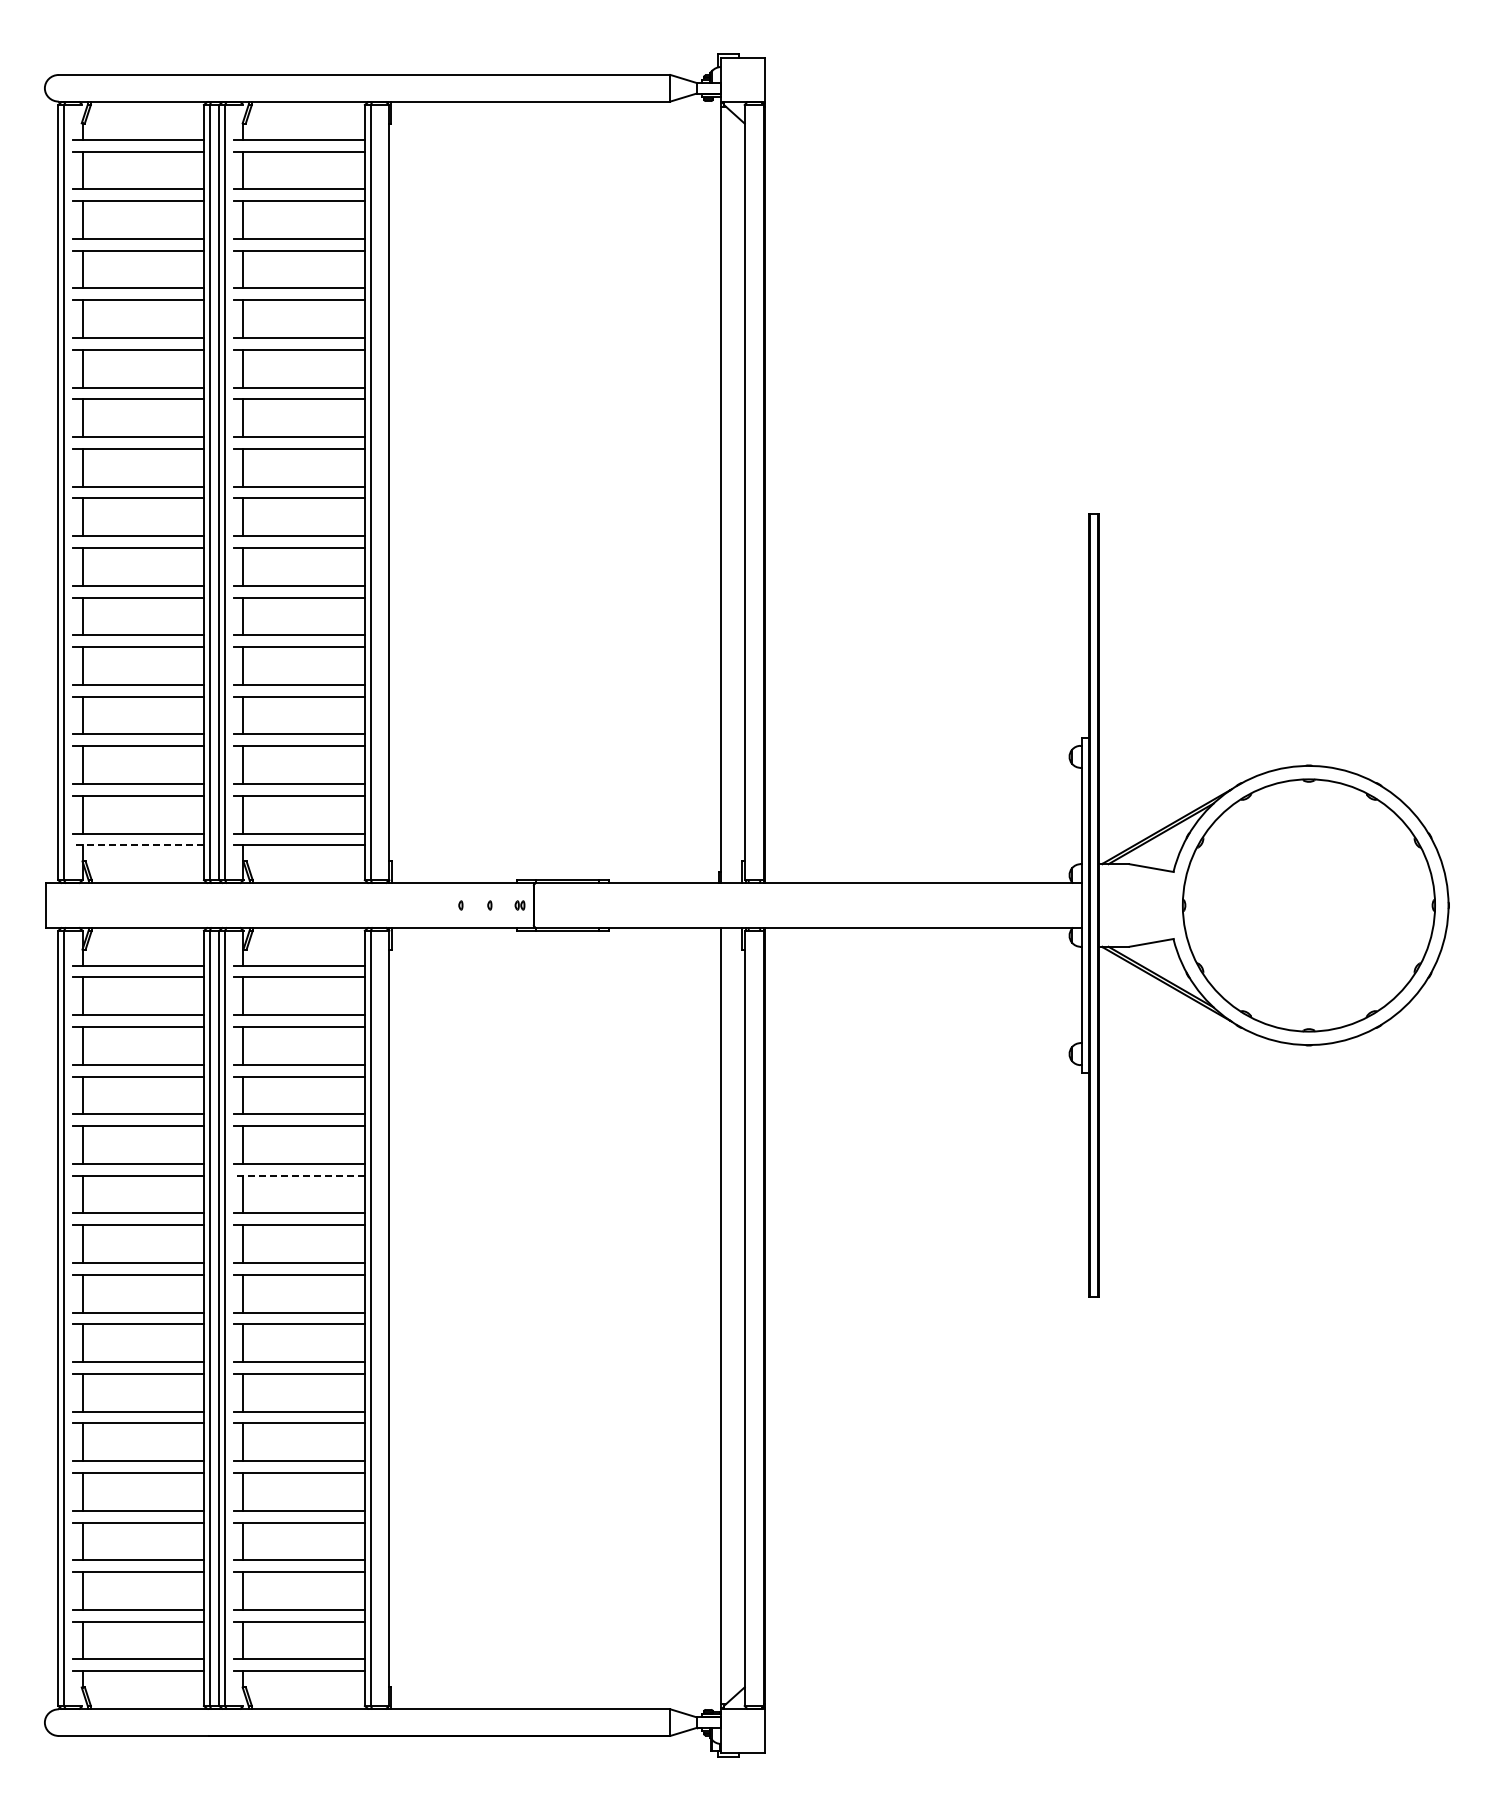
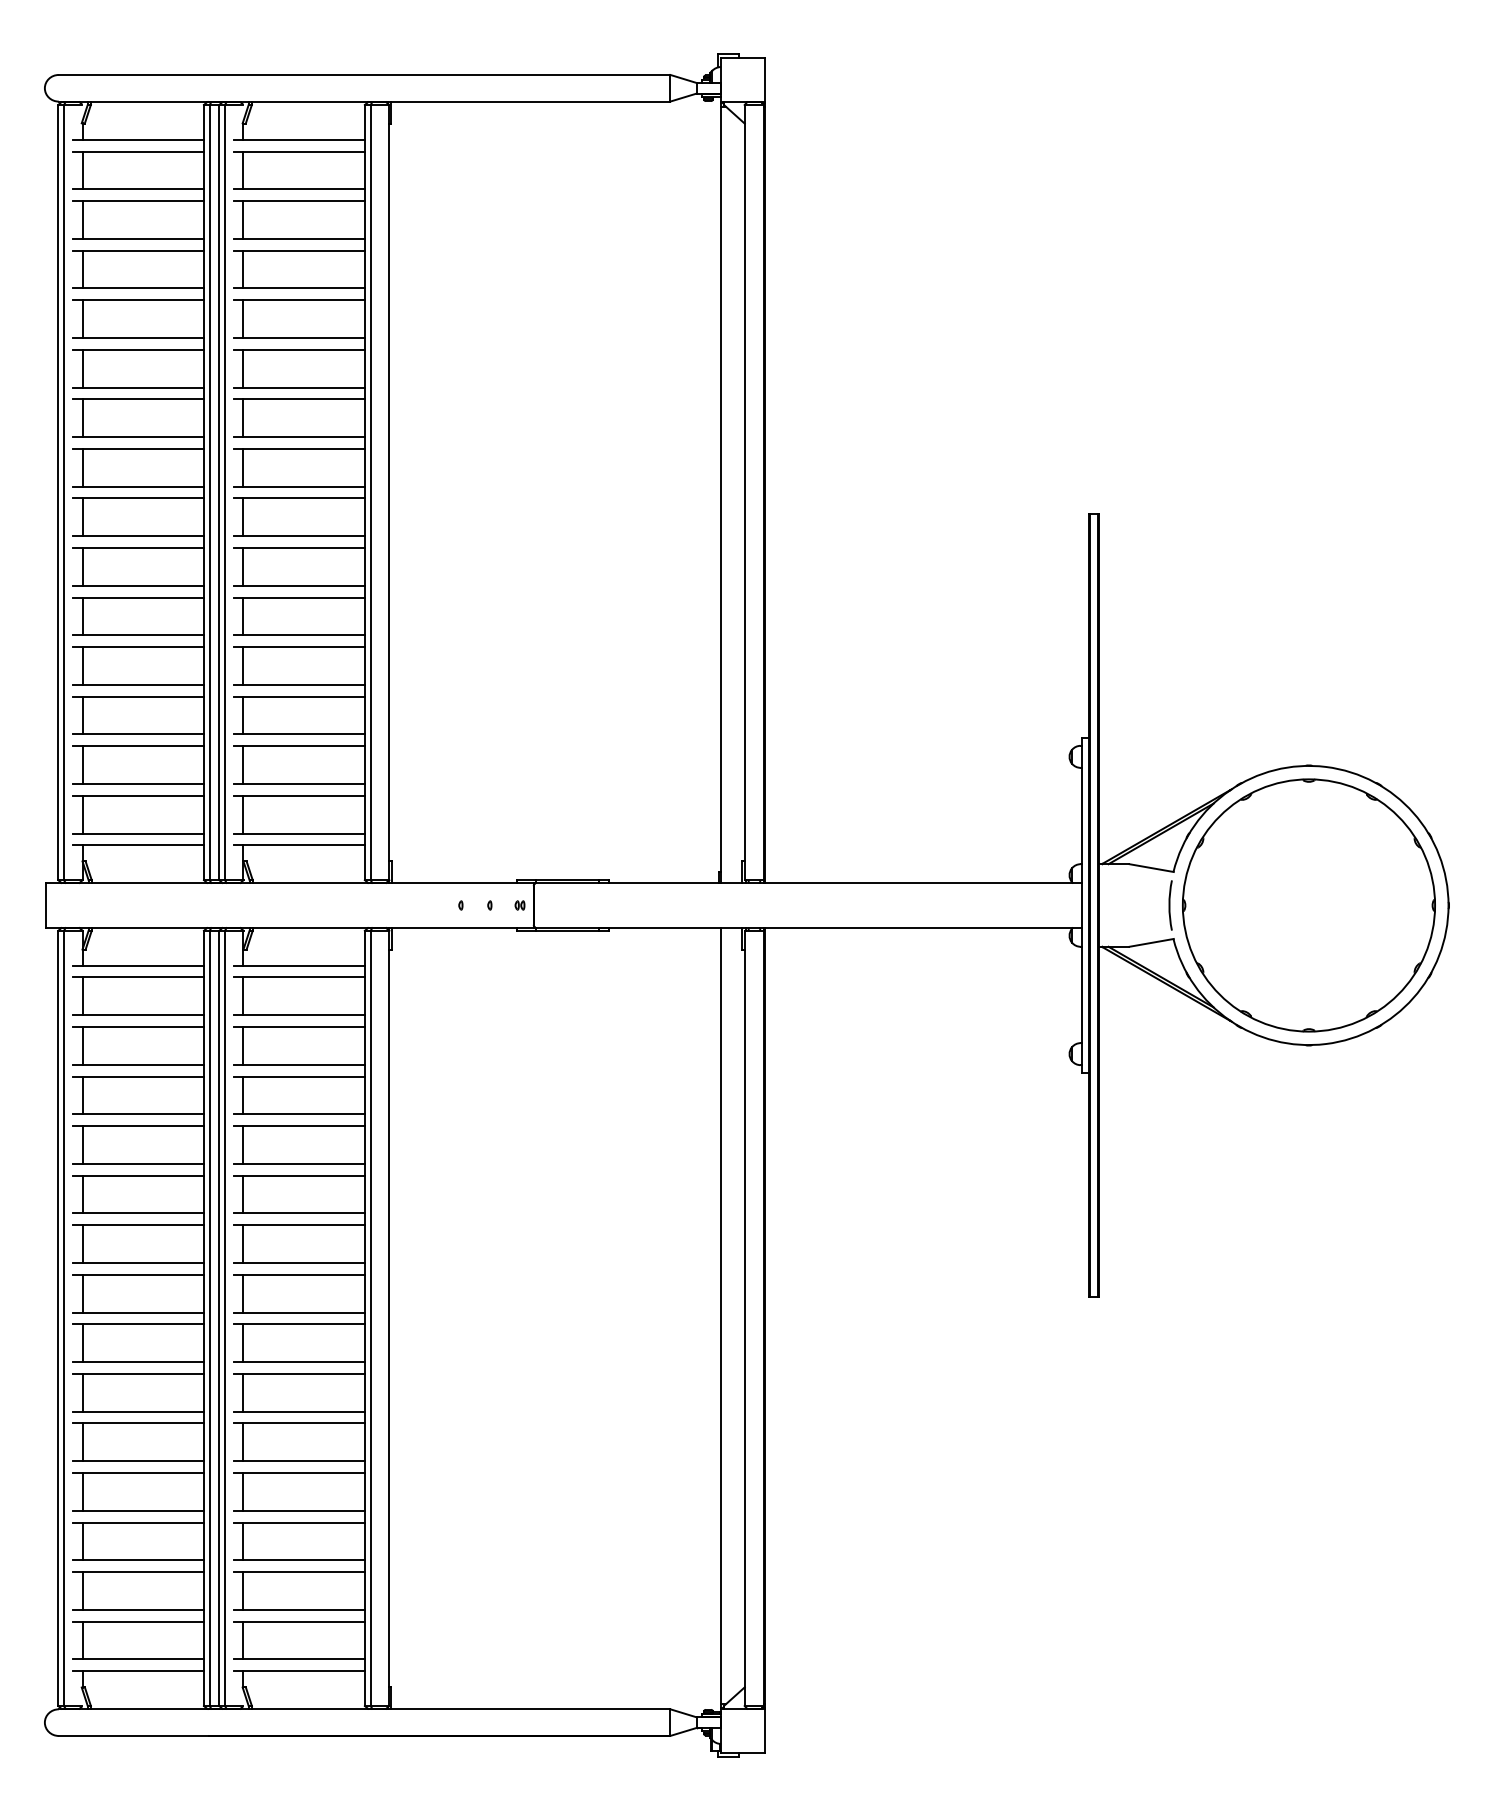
line: dashed -> solid (138, 845)
arc: none -> present (1170, 905)
line: dashed -> solid (299, 1175)
